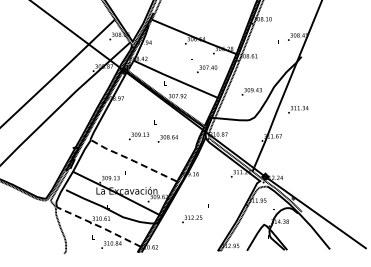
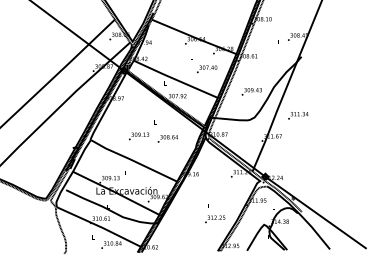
text position: (298, 109) -> (298, 115) (298, 115)
line: dashed -> solid (132, 160)
text position: (192, 219) -> (215, 219) (215, 219)
line: dashed -> solid (99, 226)
